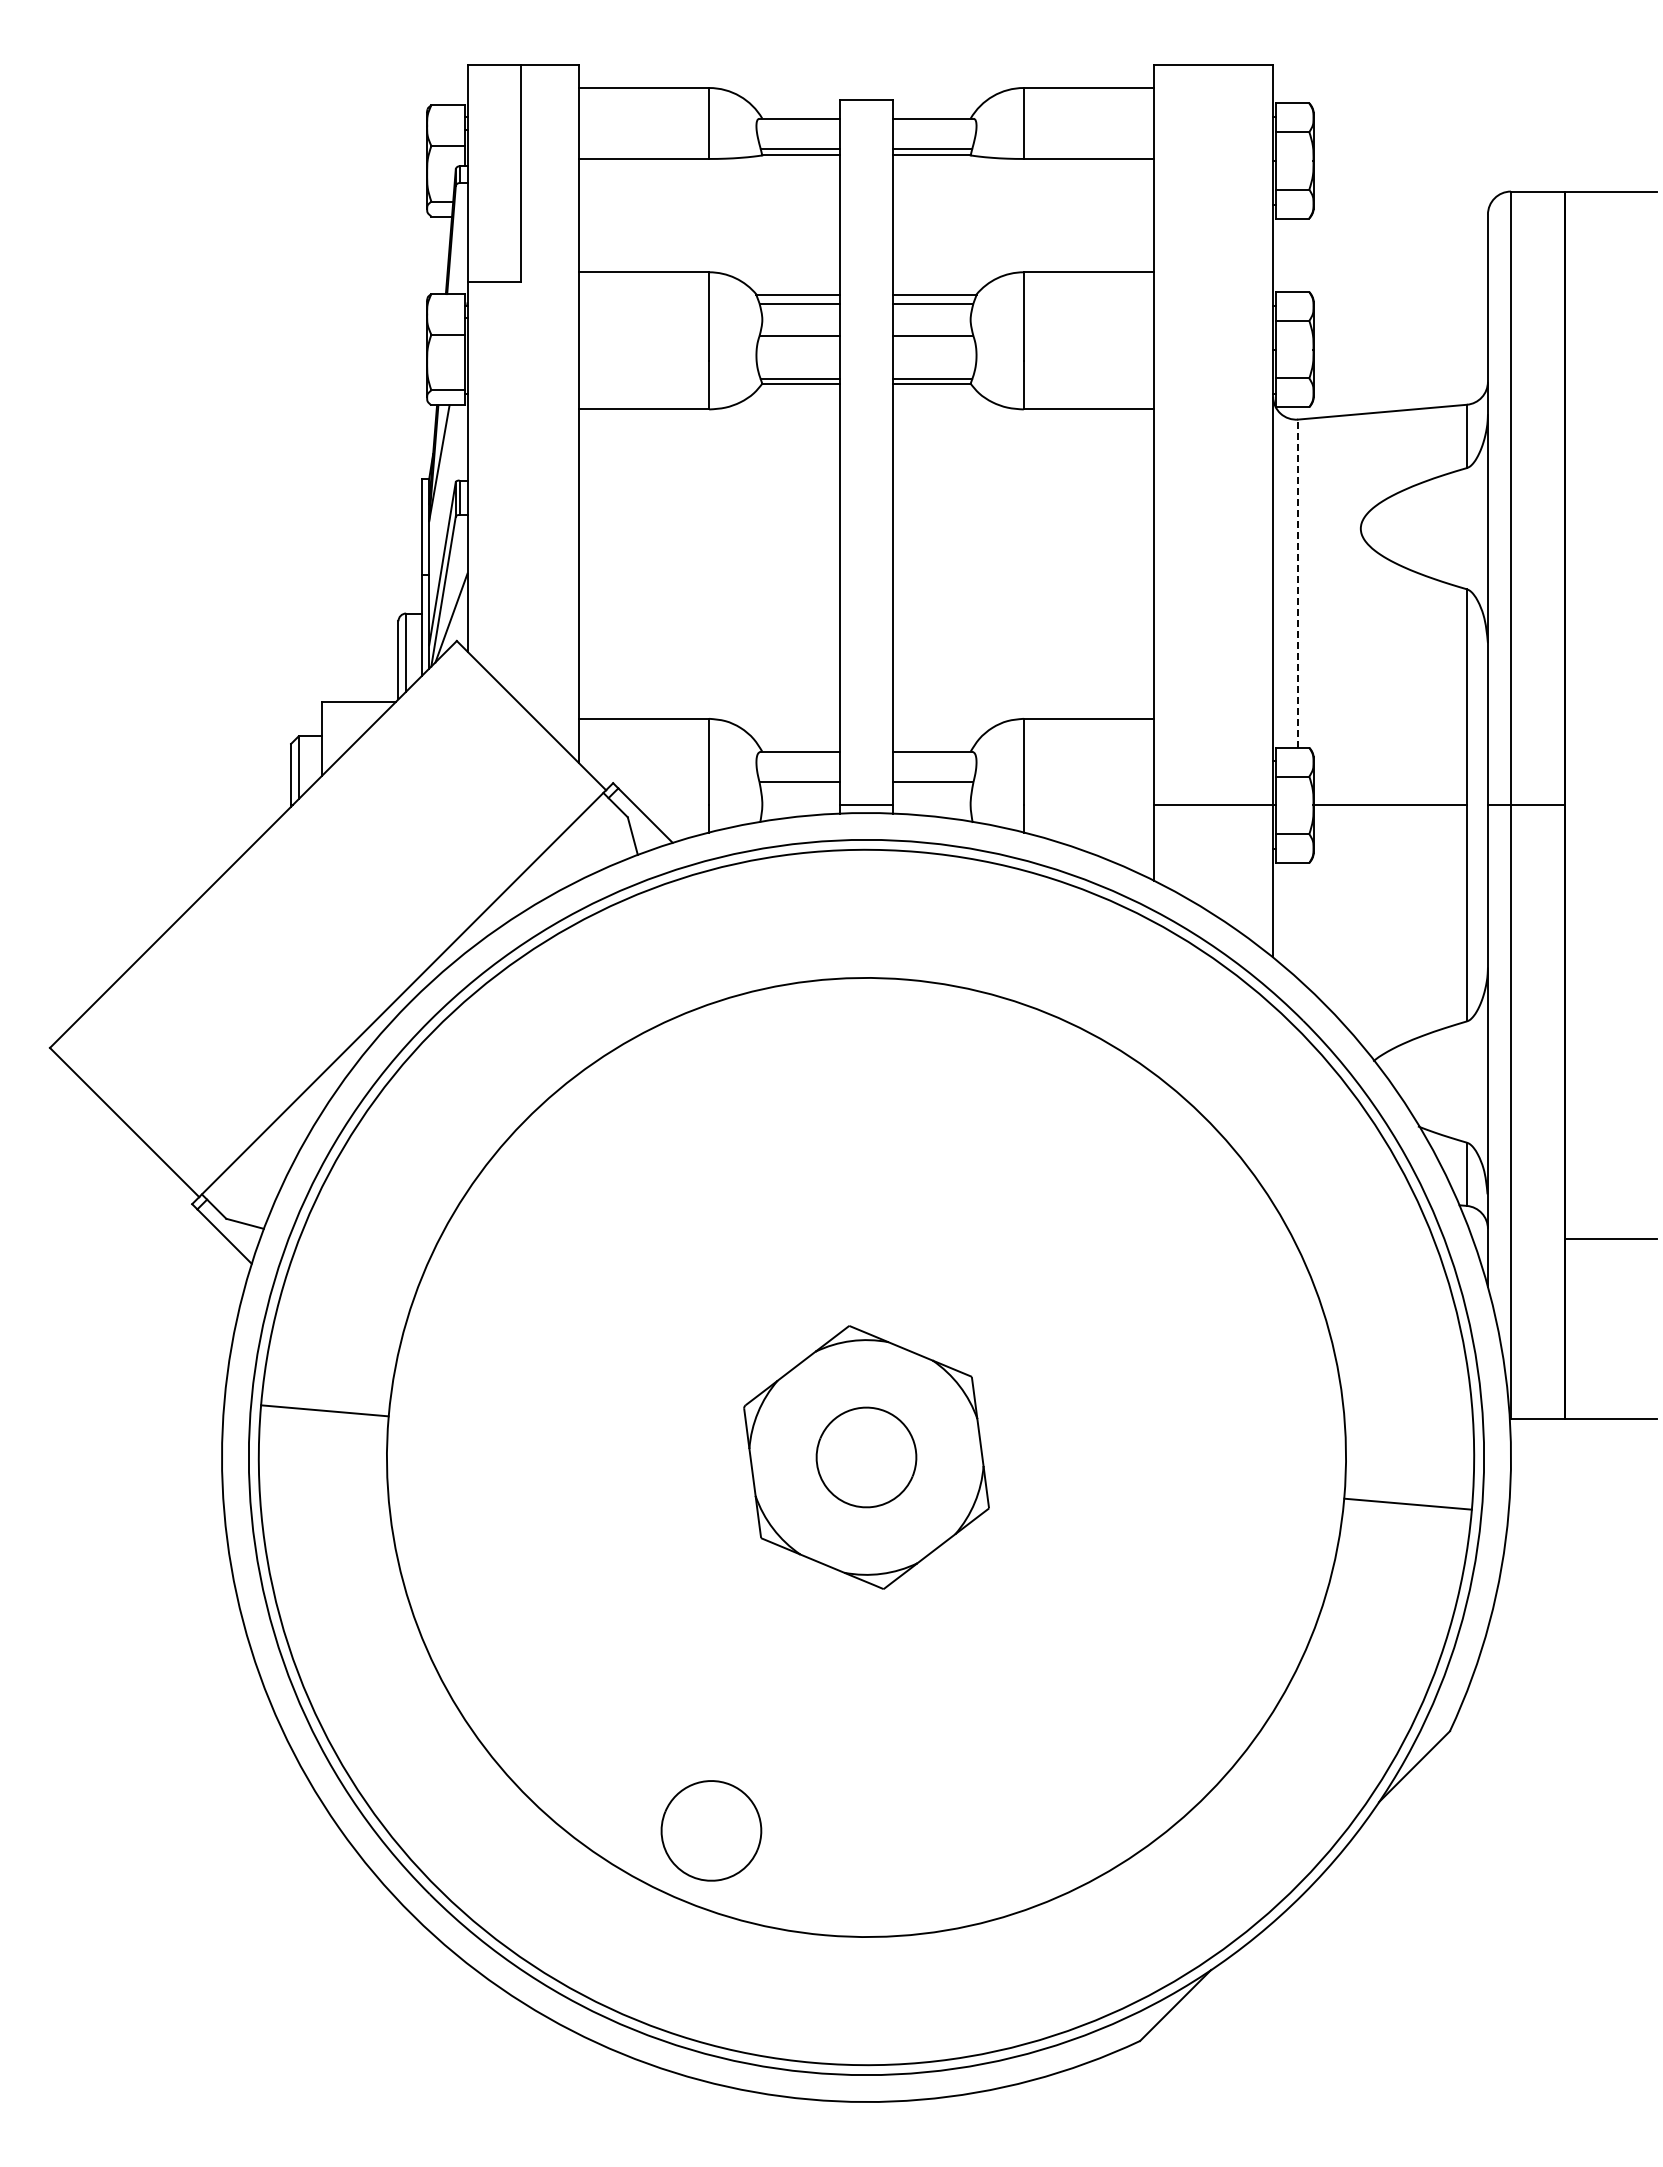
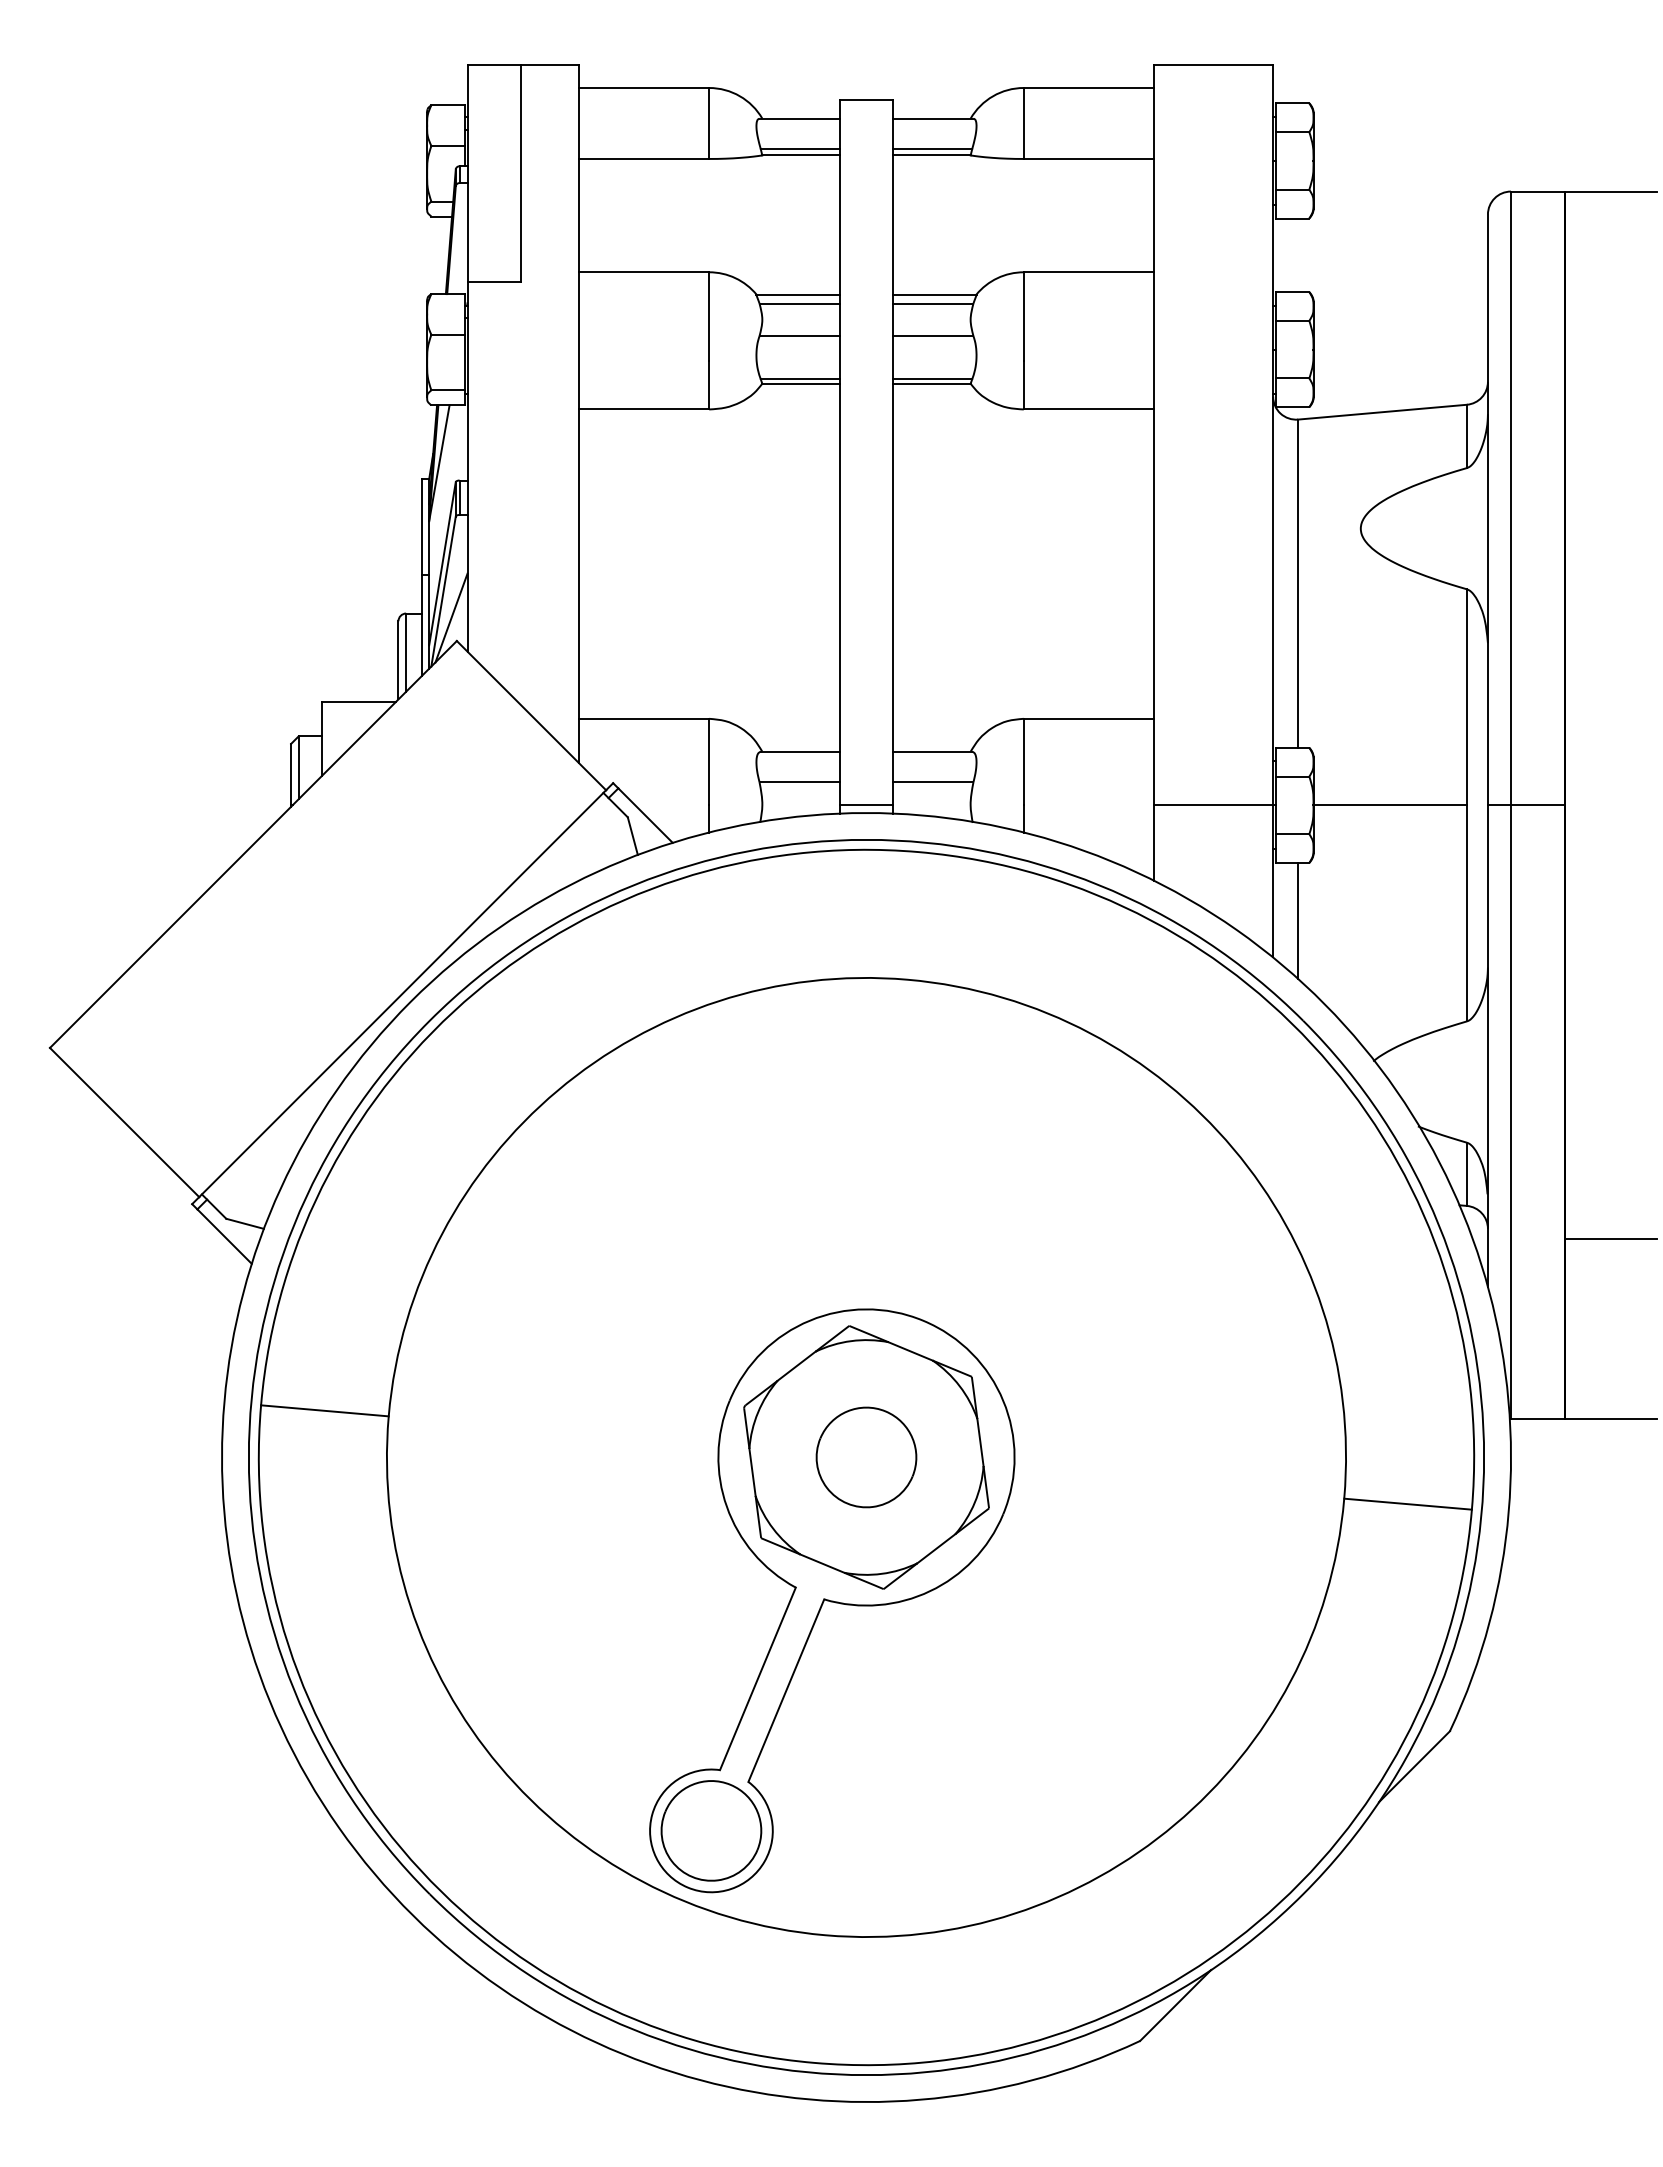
line: dashed -> solid (1298, 583)
line: none -> present (1298, 920)
part: none -> present (832, 1600)
